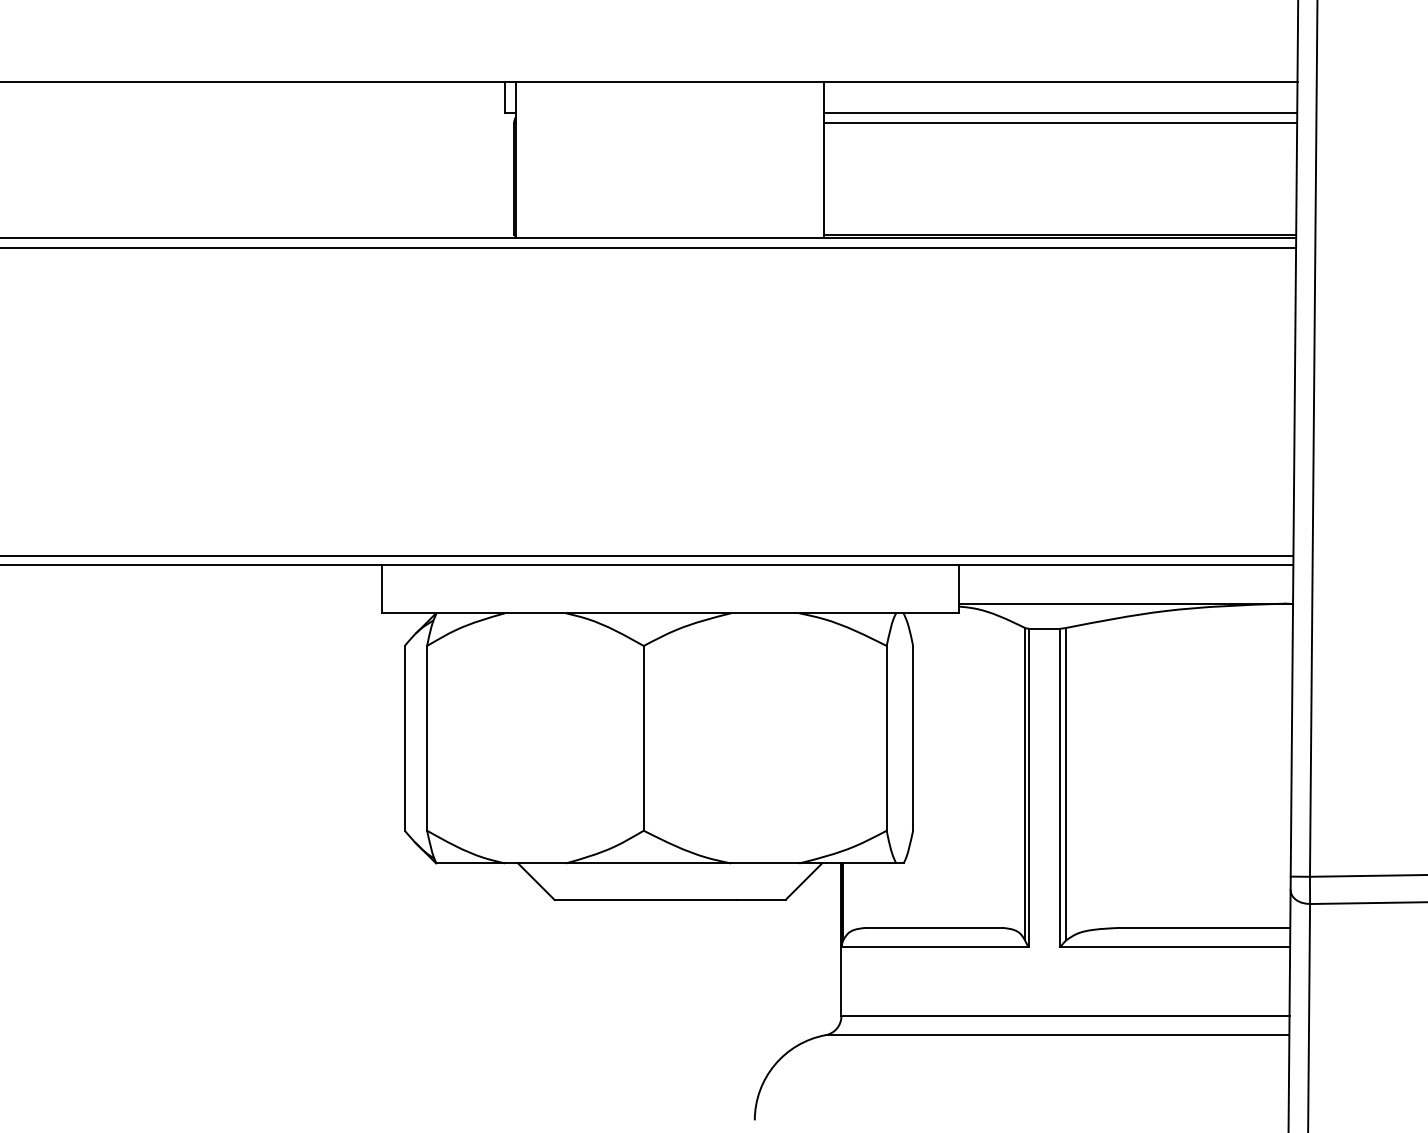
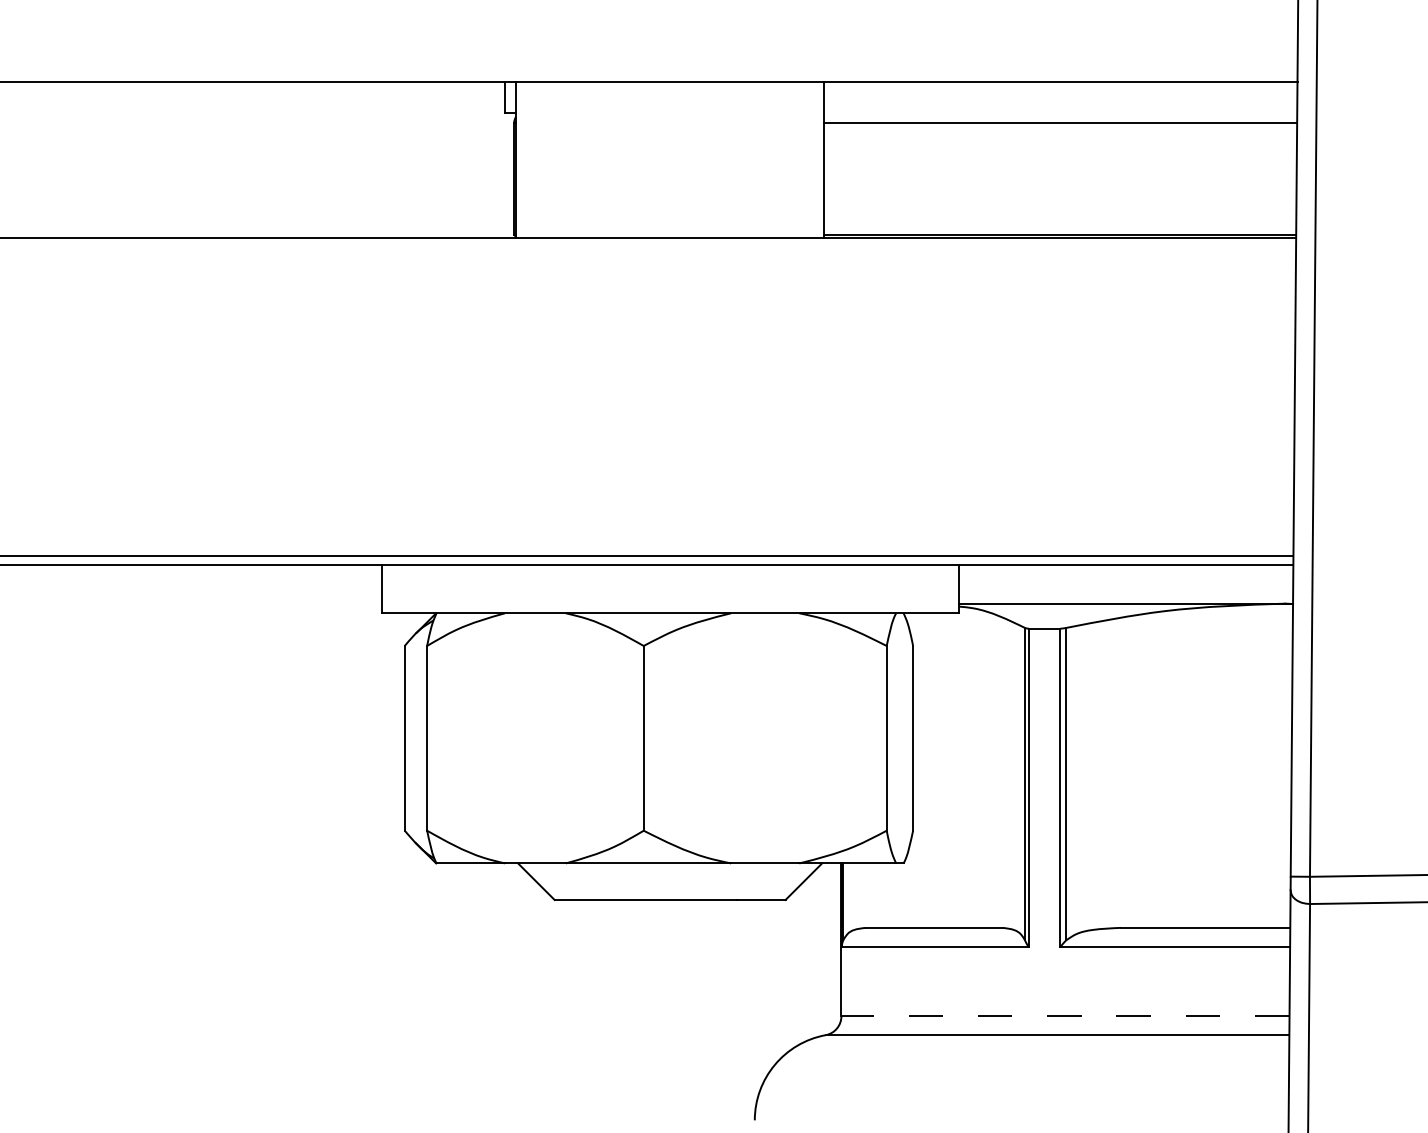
line: present -> none (1060, 112)
line: present -> none (649, 247)
line: solid -> dashed (1064, 1016)
